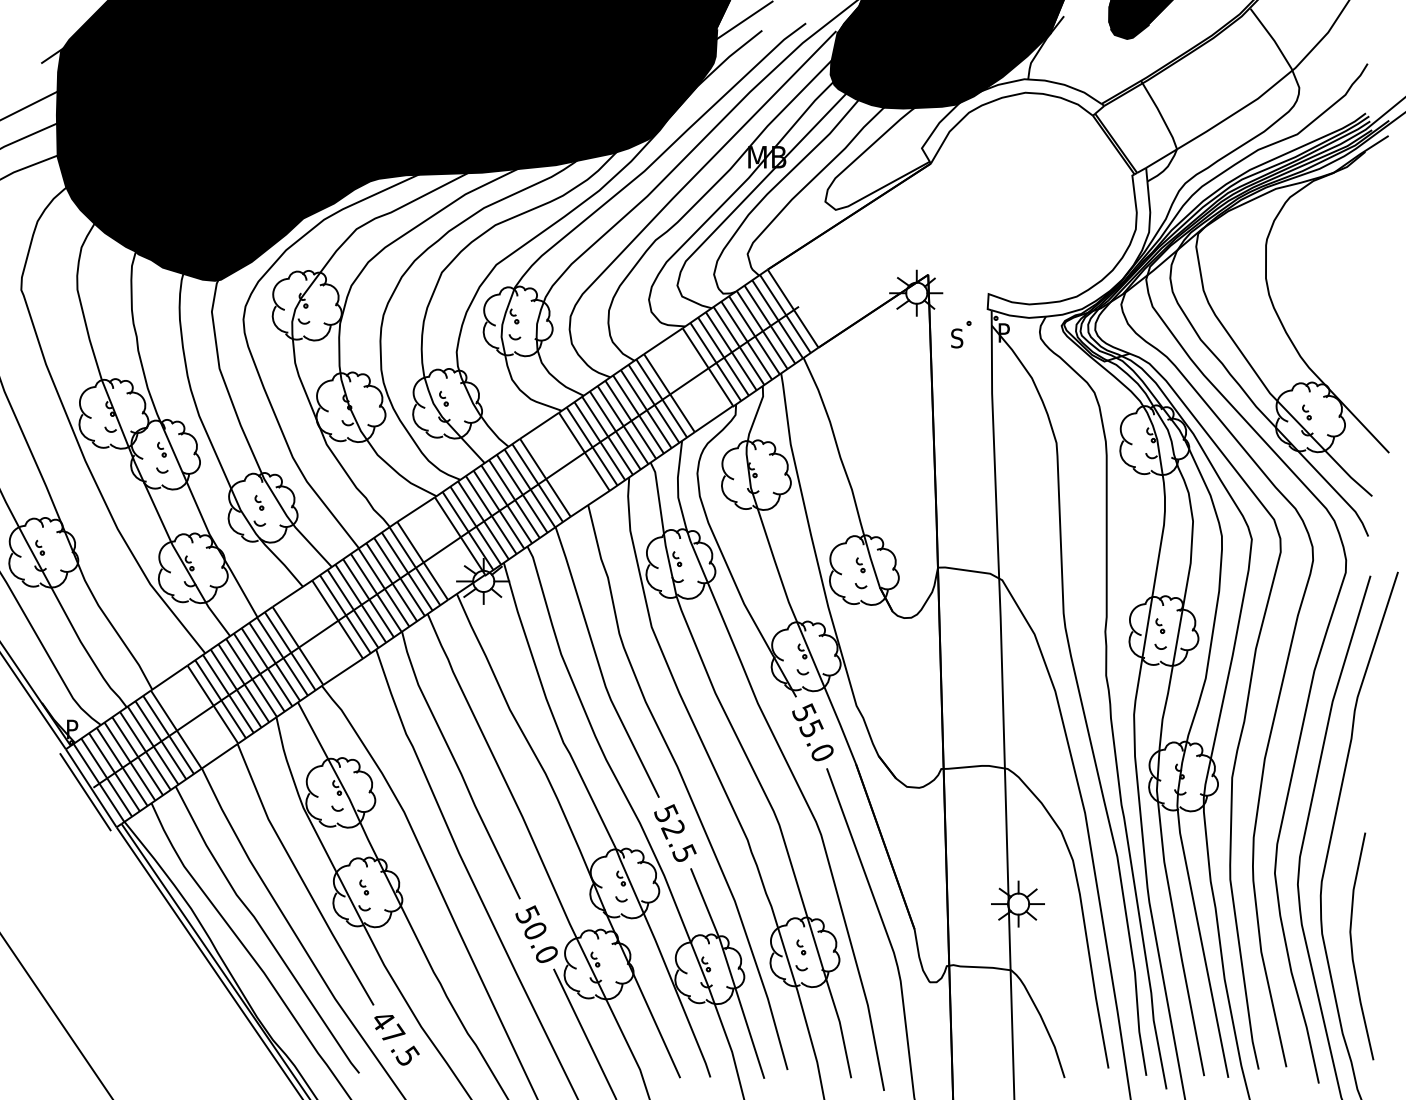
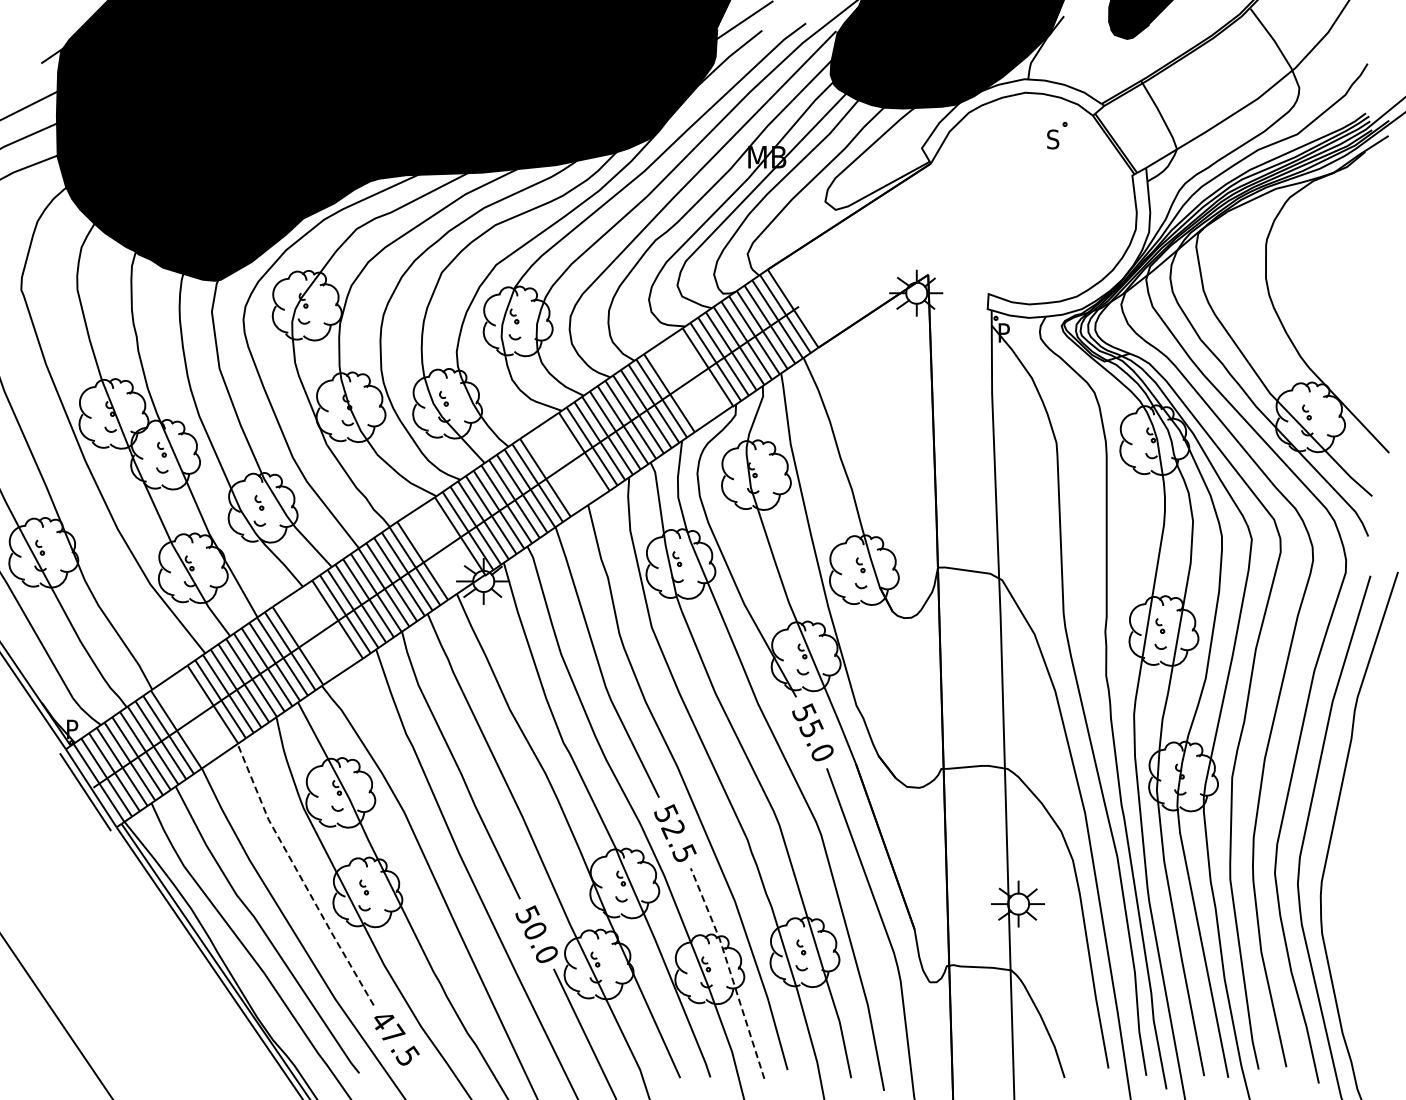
part position: (961, 334) -> (1057, 135) (1057, 135)
line: solid -> dashed (300, 876)
curve: present -> none (1352, 946)
line: solid -> dashed (730, 971)
